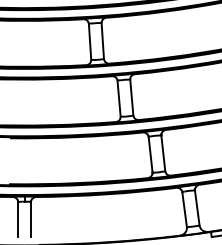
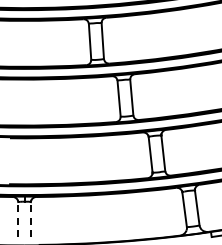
line: solid -> dashed (18, 219)
line: solid -> dashed (30, 219)
